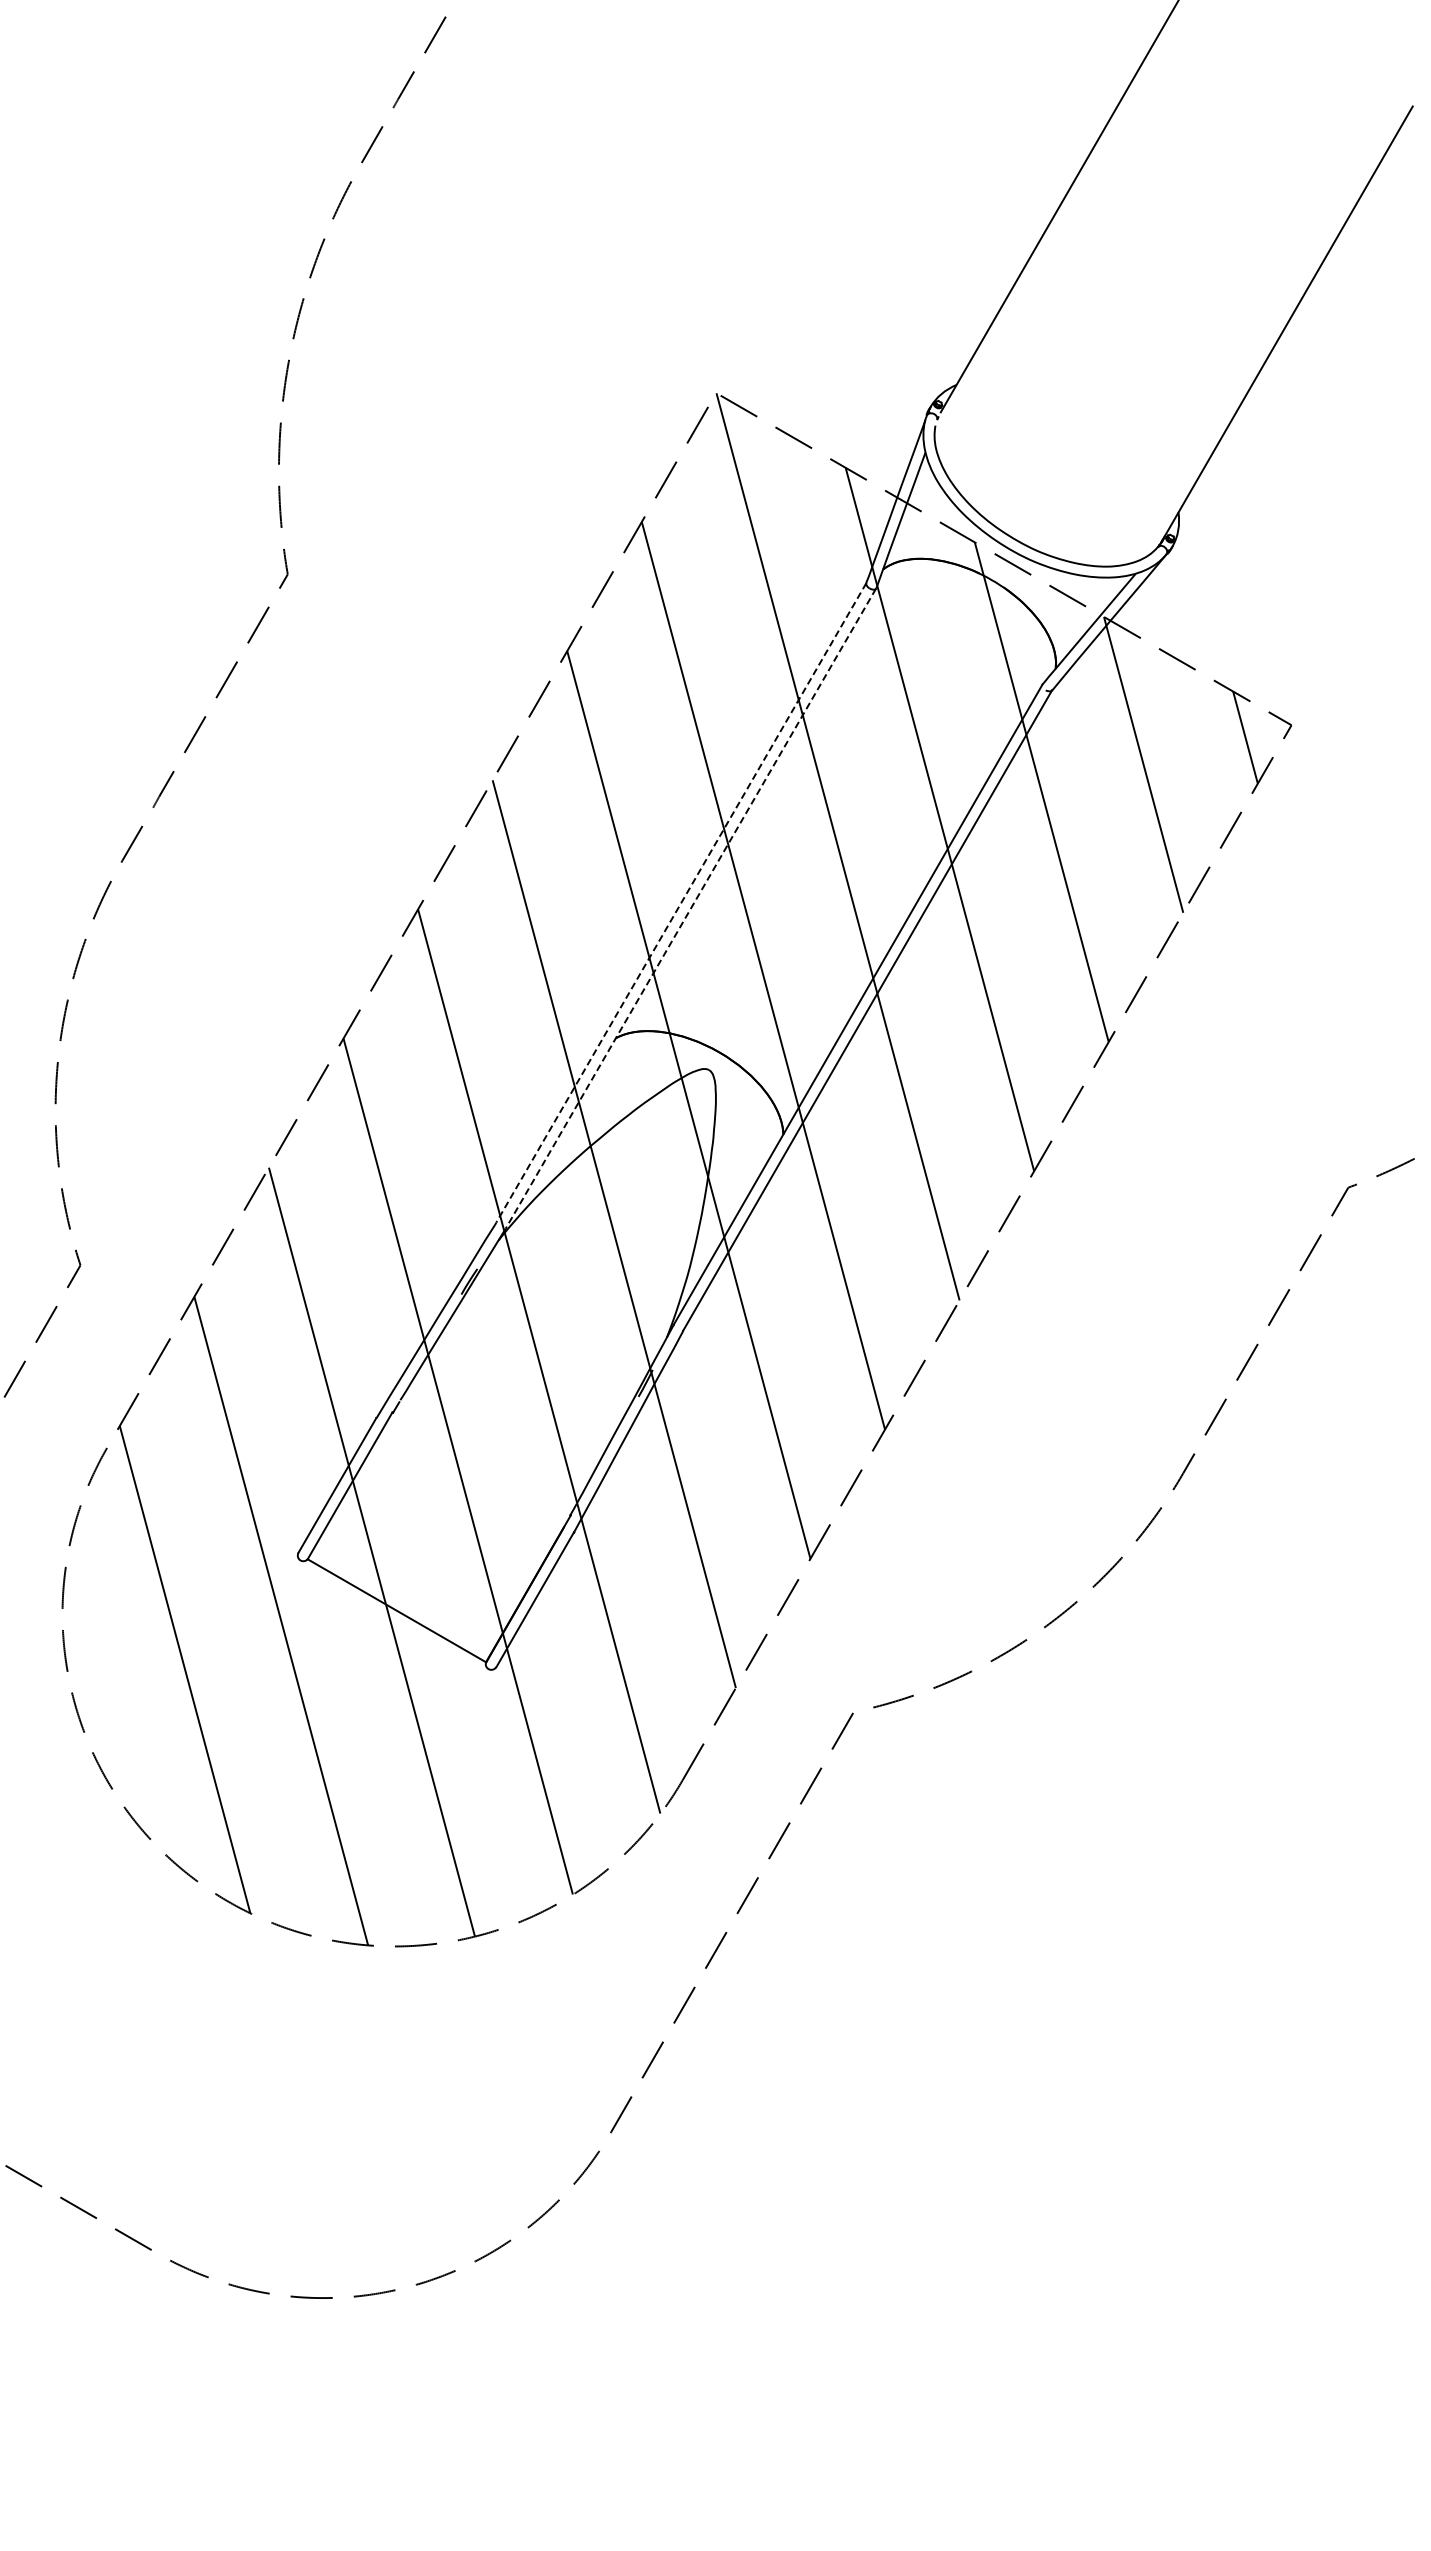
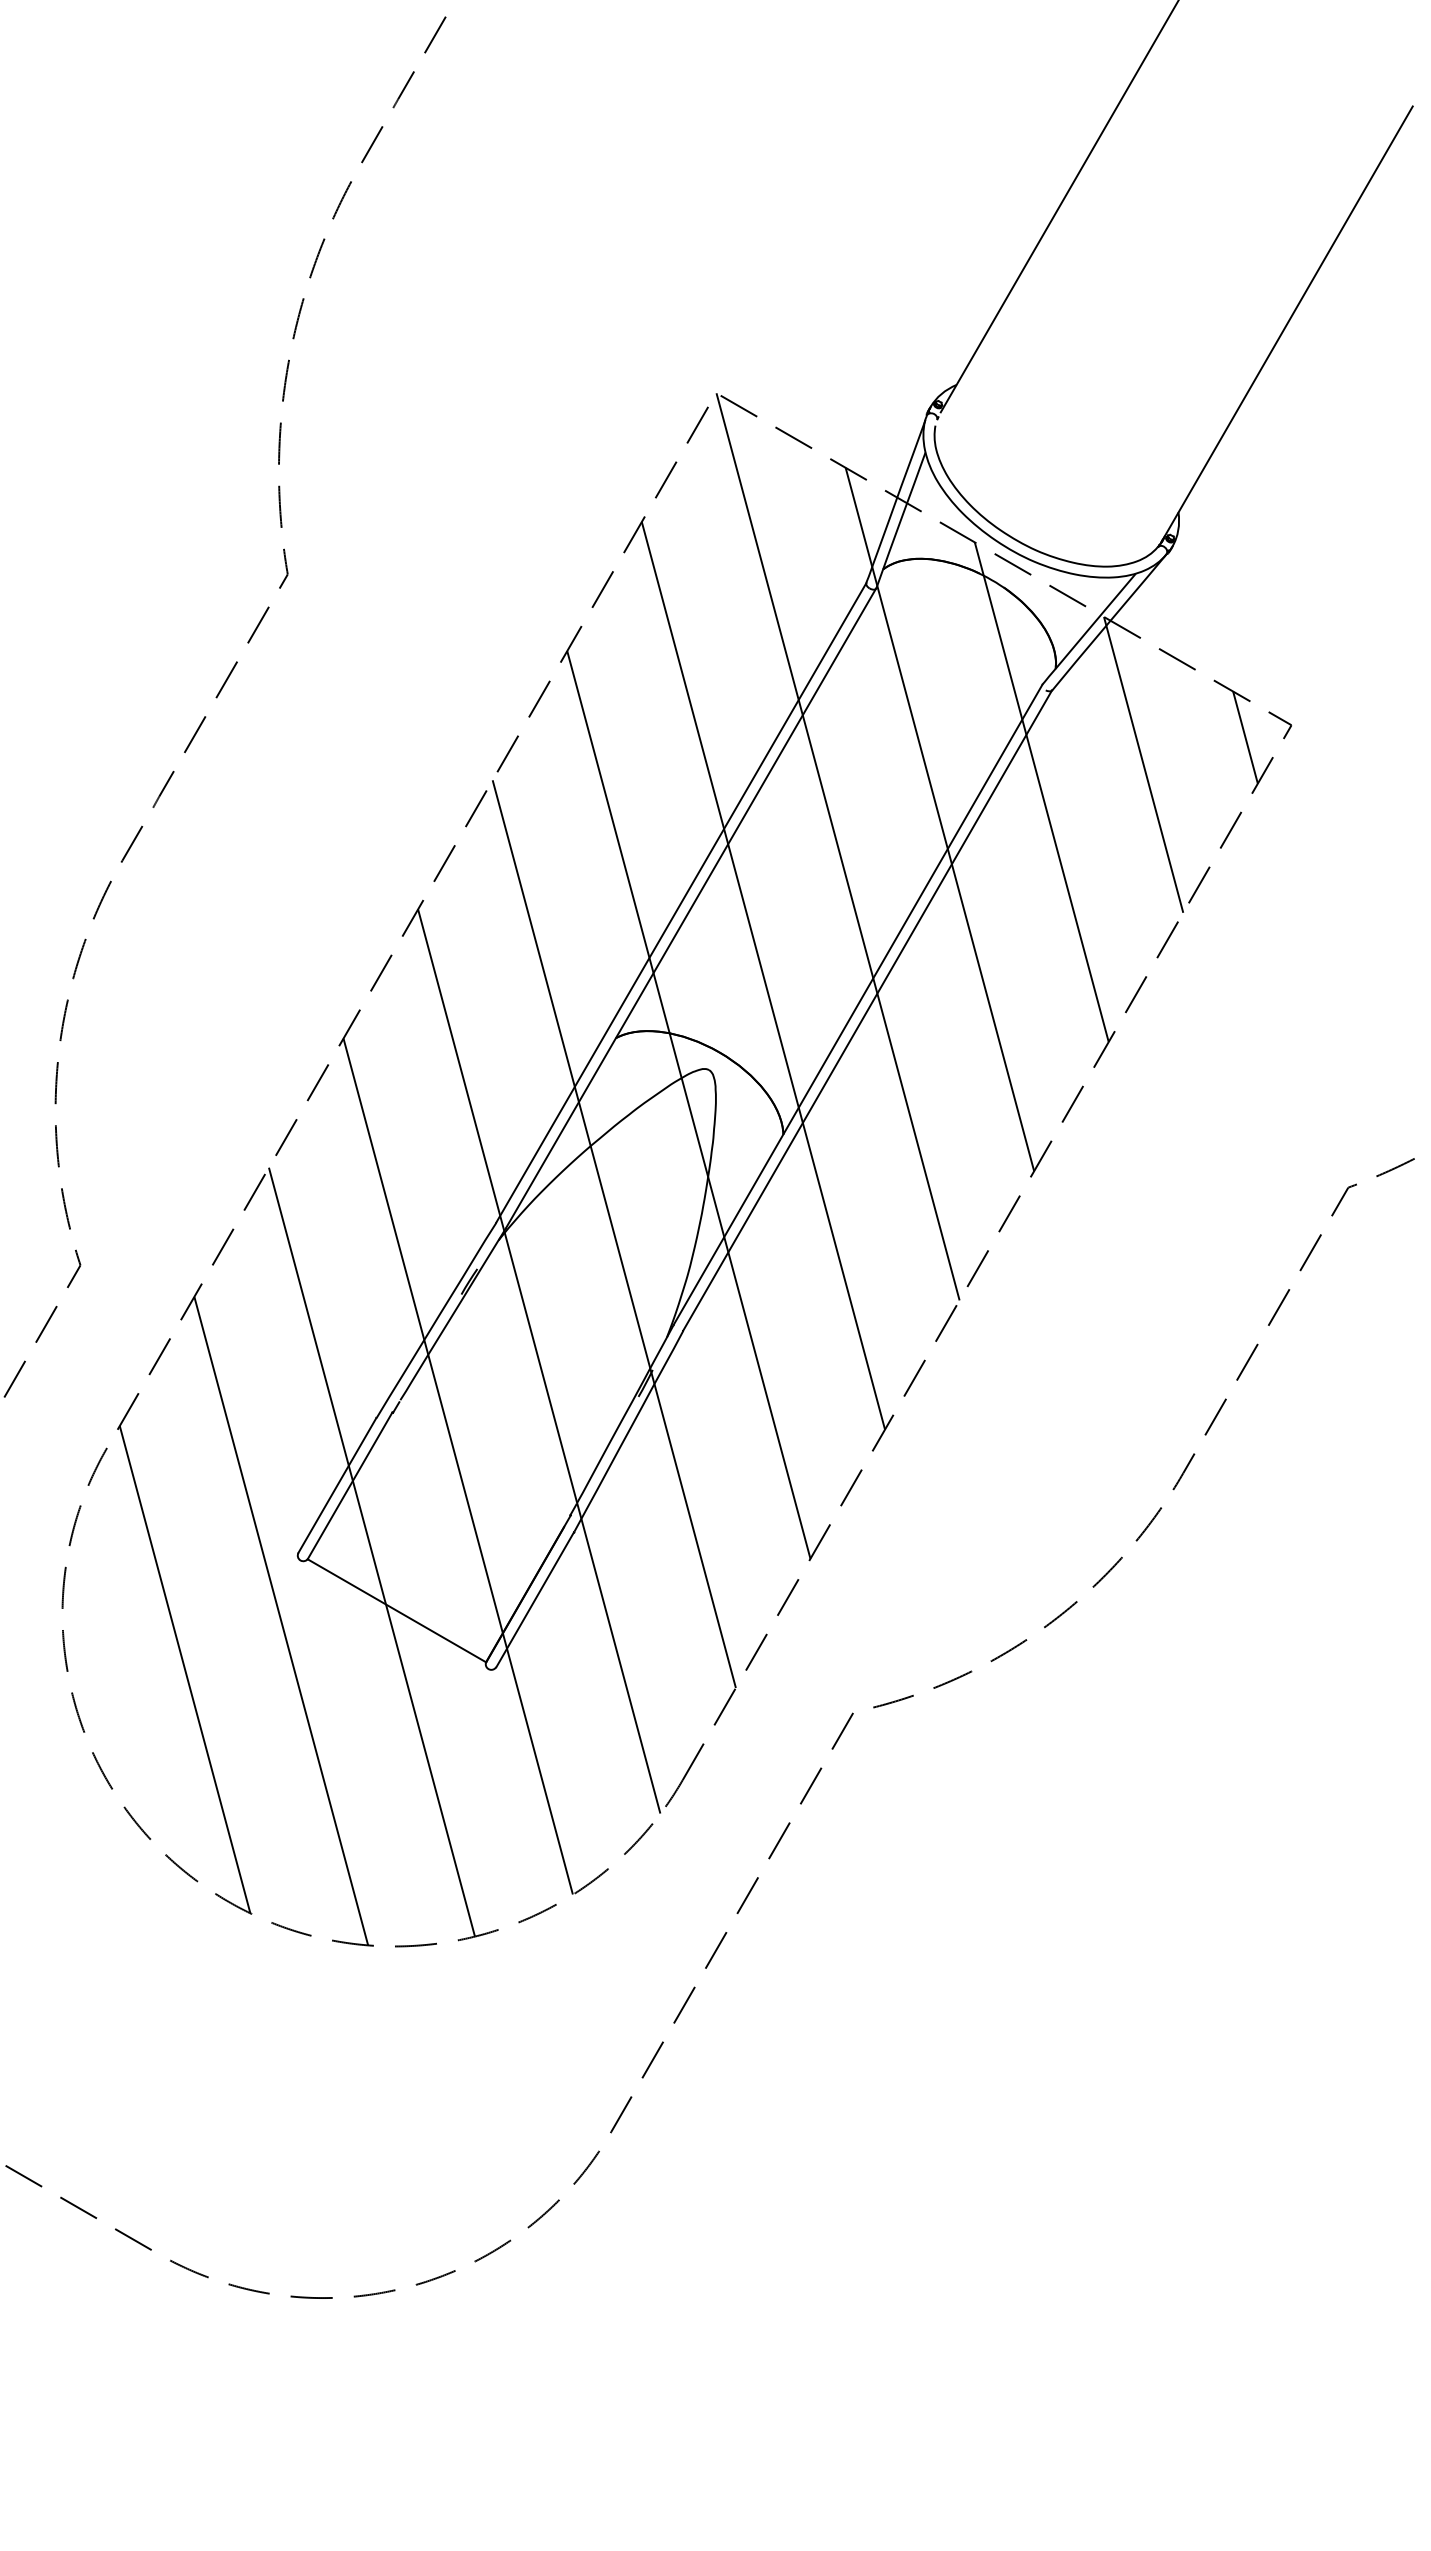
line: dashed -> solid (681, 903)
line: dashed -> solid (690, 908)
